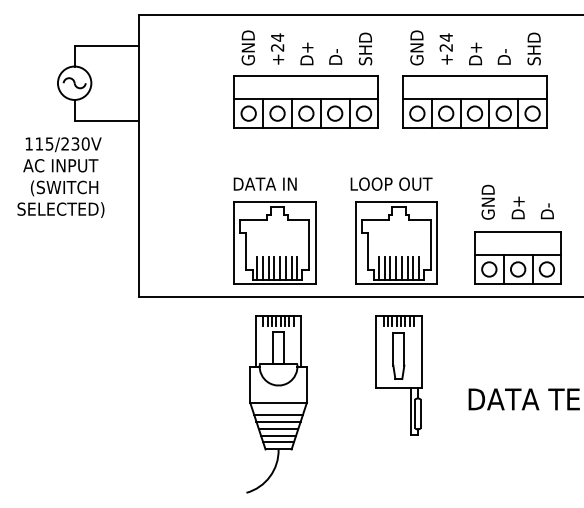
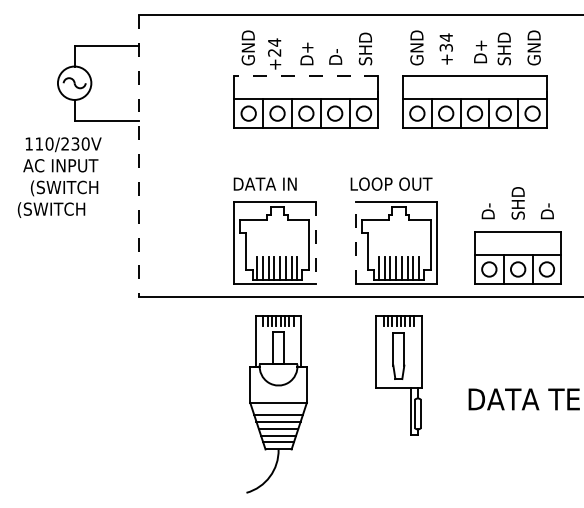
text: +24 -> +34 (446, 47)
text: SHD -> GND (533, 47)
text position: (277, 48) -> (274, 53) (274, 53)
text: D- -> SHD (503, 48)
text position: (475, 53) -> (480, 51) (480, 51)
line: solid -> dashed (305, 75)
text: 115/230V -> 110/230V (49, 143)
line: solid -> dashed (139, 156)
text: GND -> D- (487, 201)
text: D+ -> SHD (517, 203)
text: SELECTED) -> (SWITCH (60, 209)
line: solid -> dashed (315, 243)
line: solid -> dashed (355, 243)
